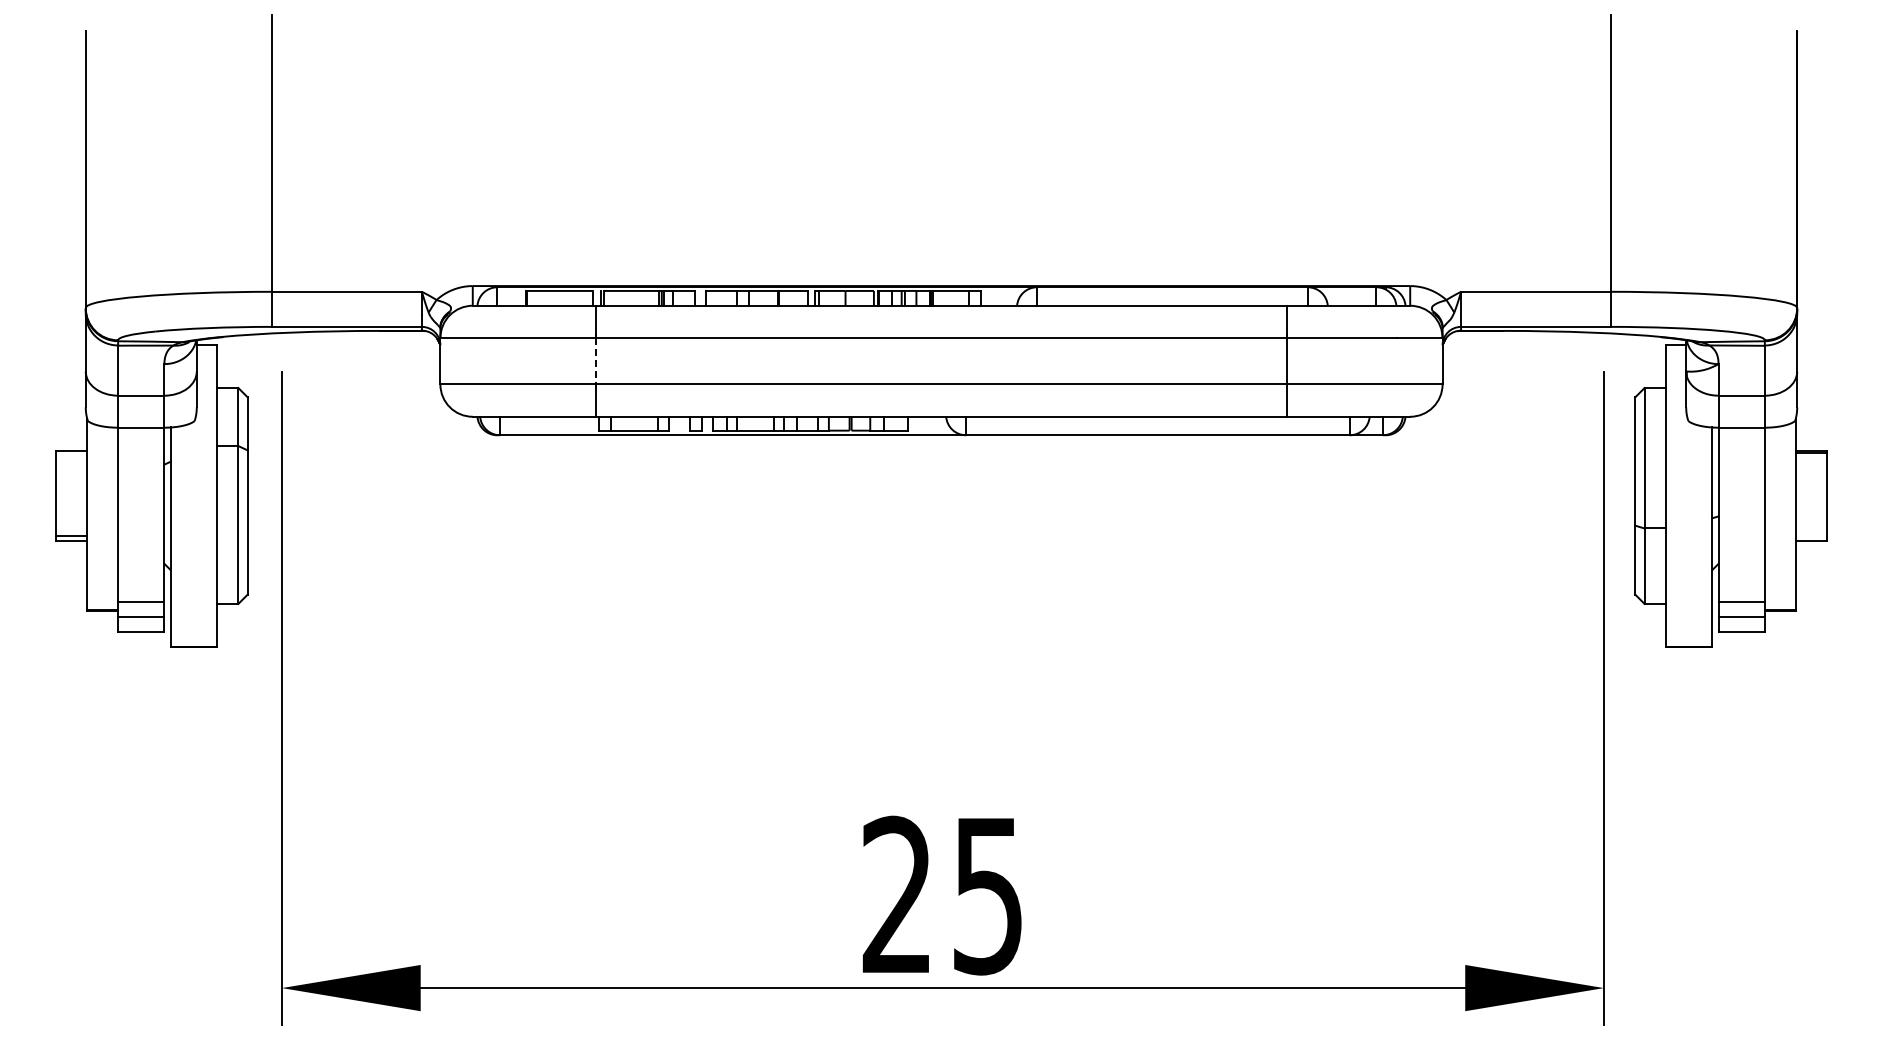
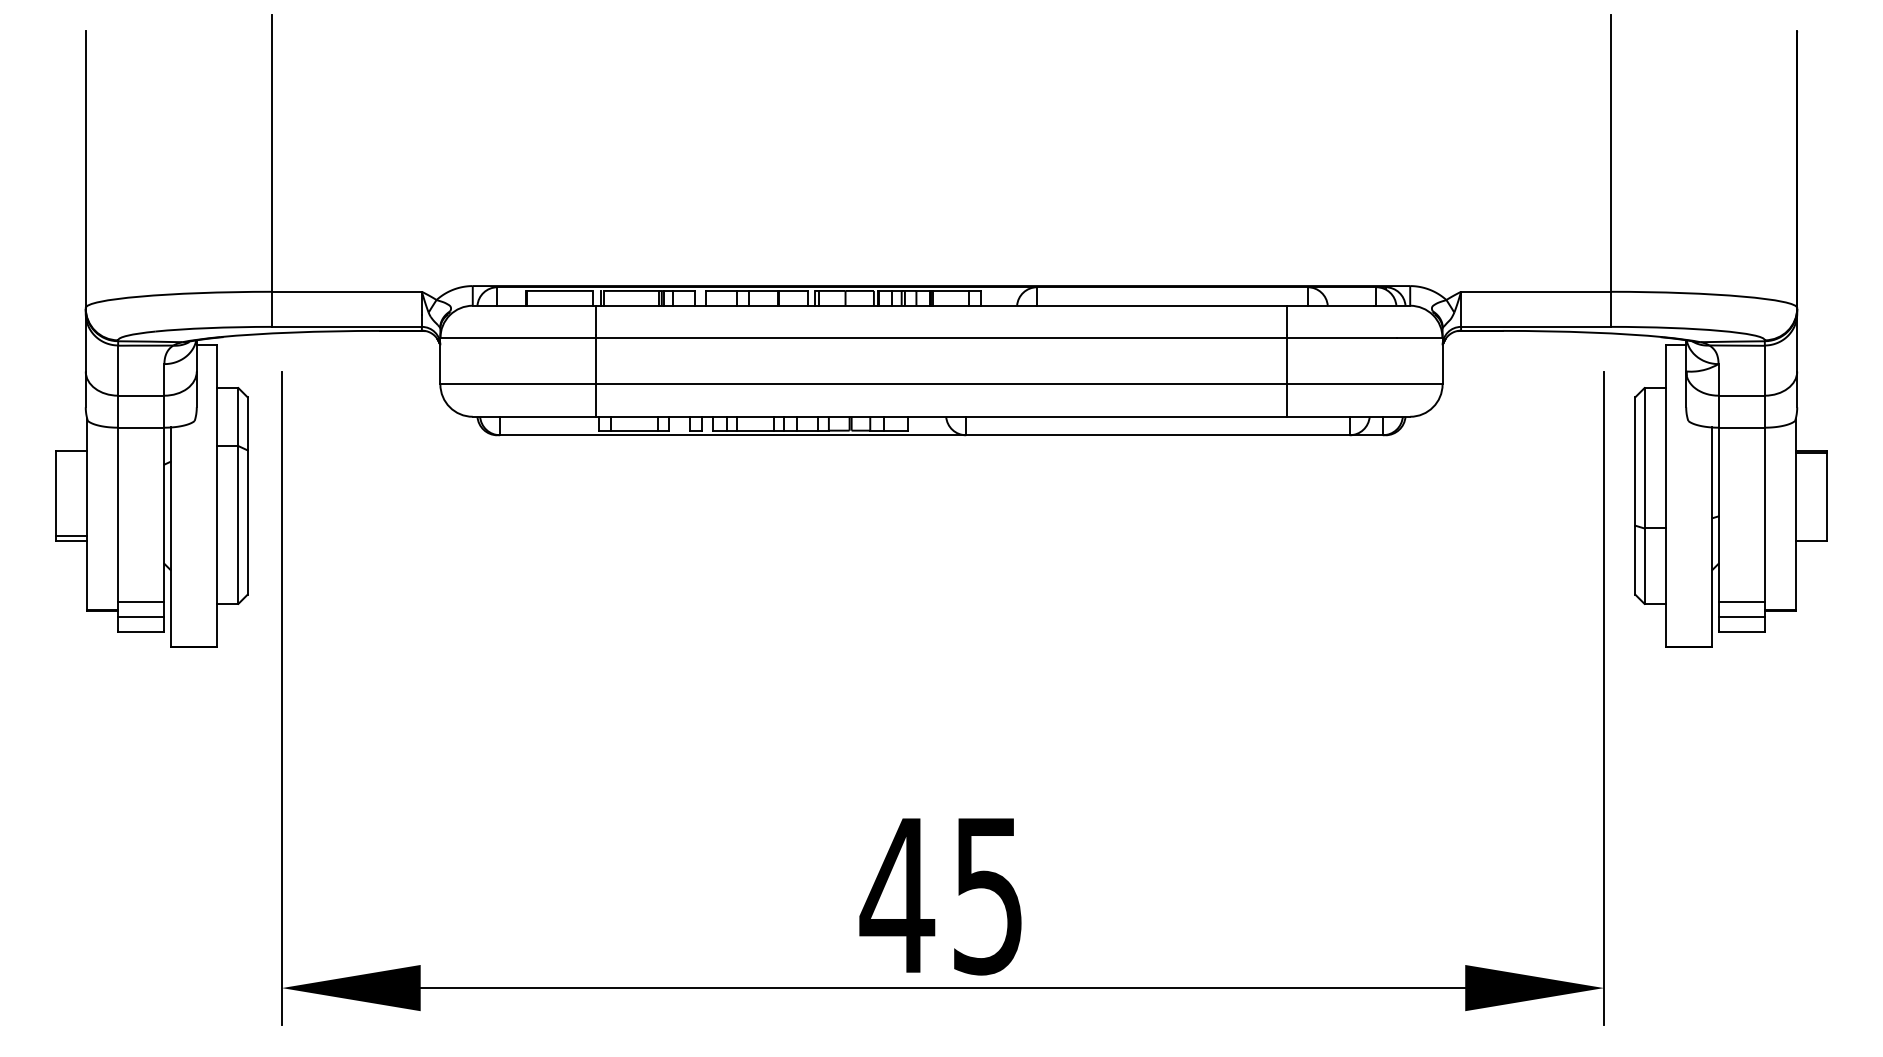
line: dashed -> solid (596, 361)
text: 25 -> 45 (897, 893)
